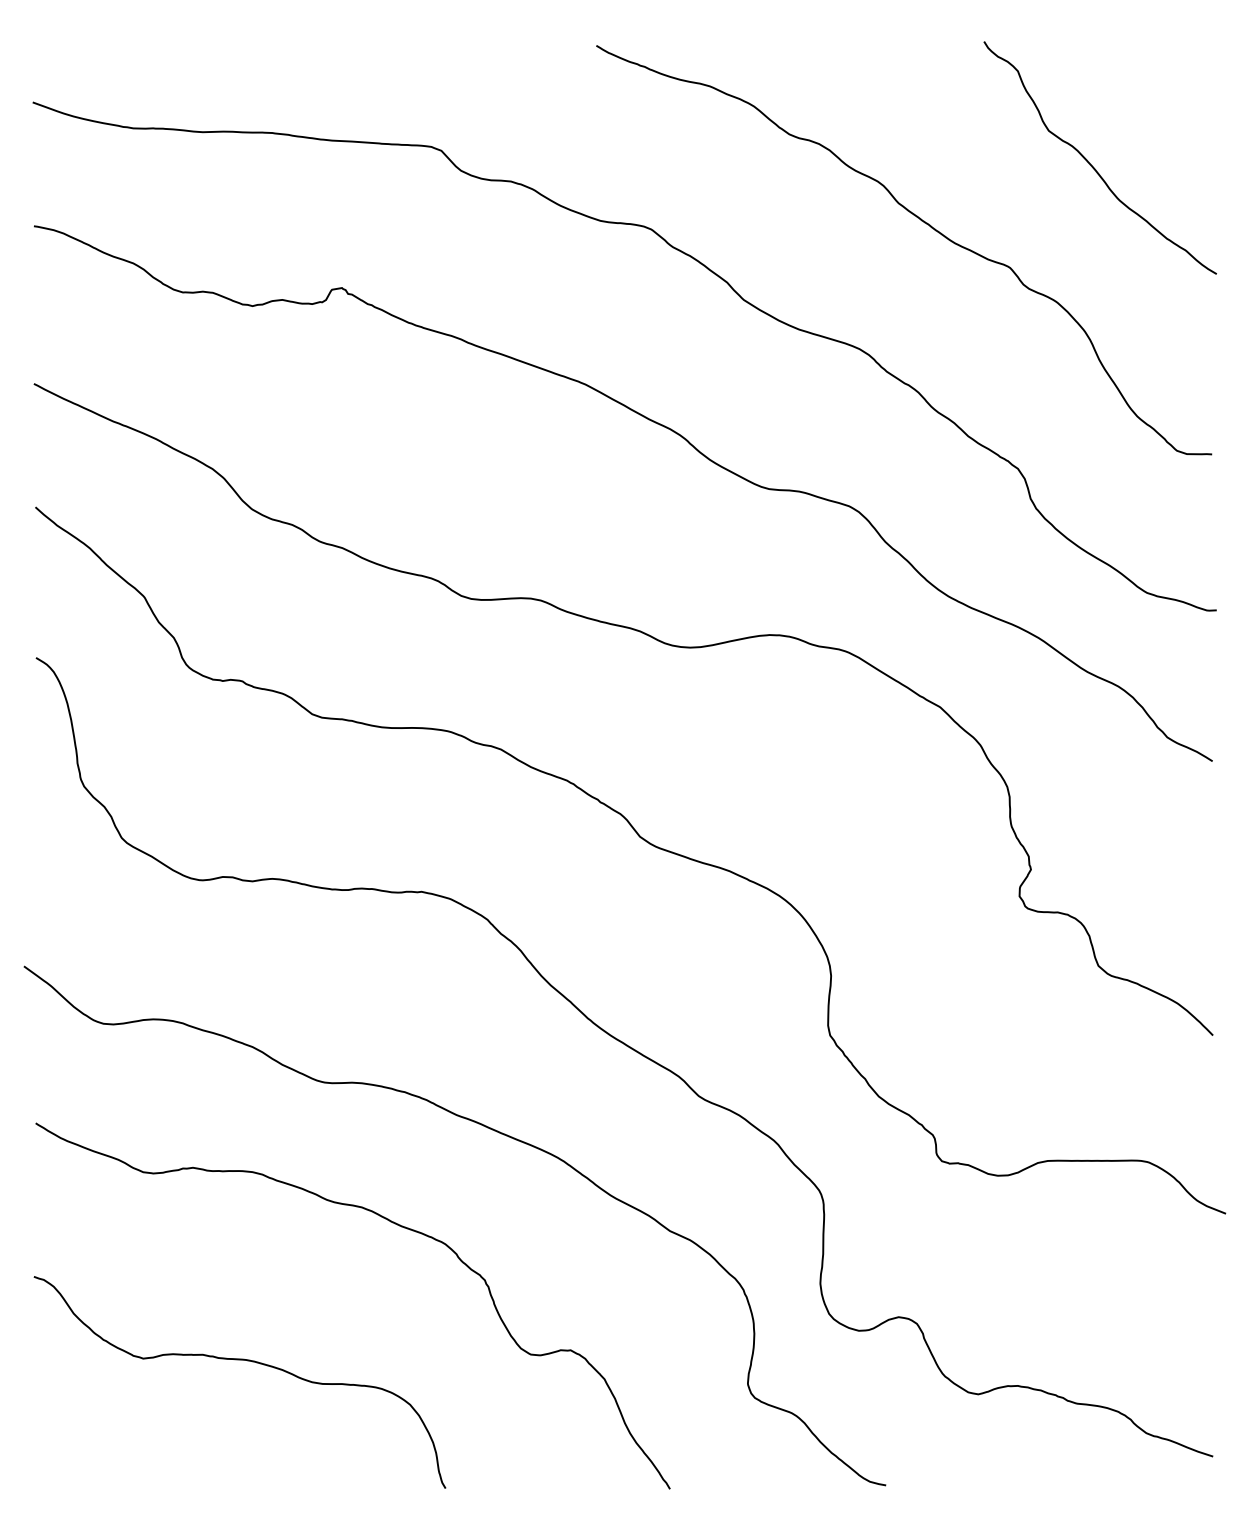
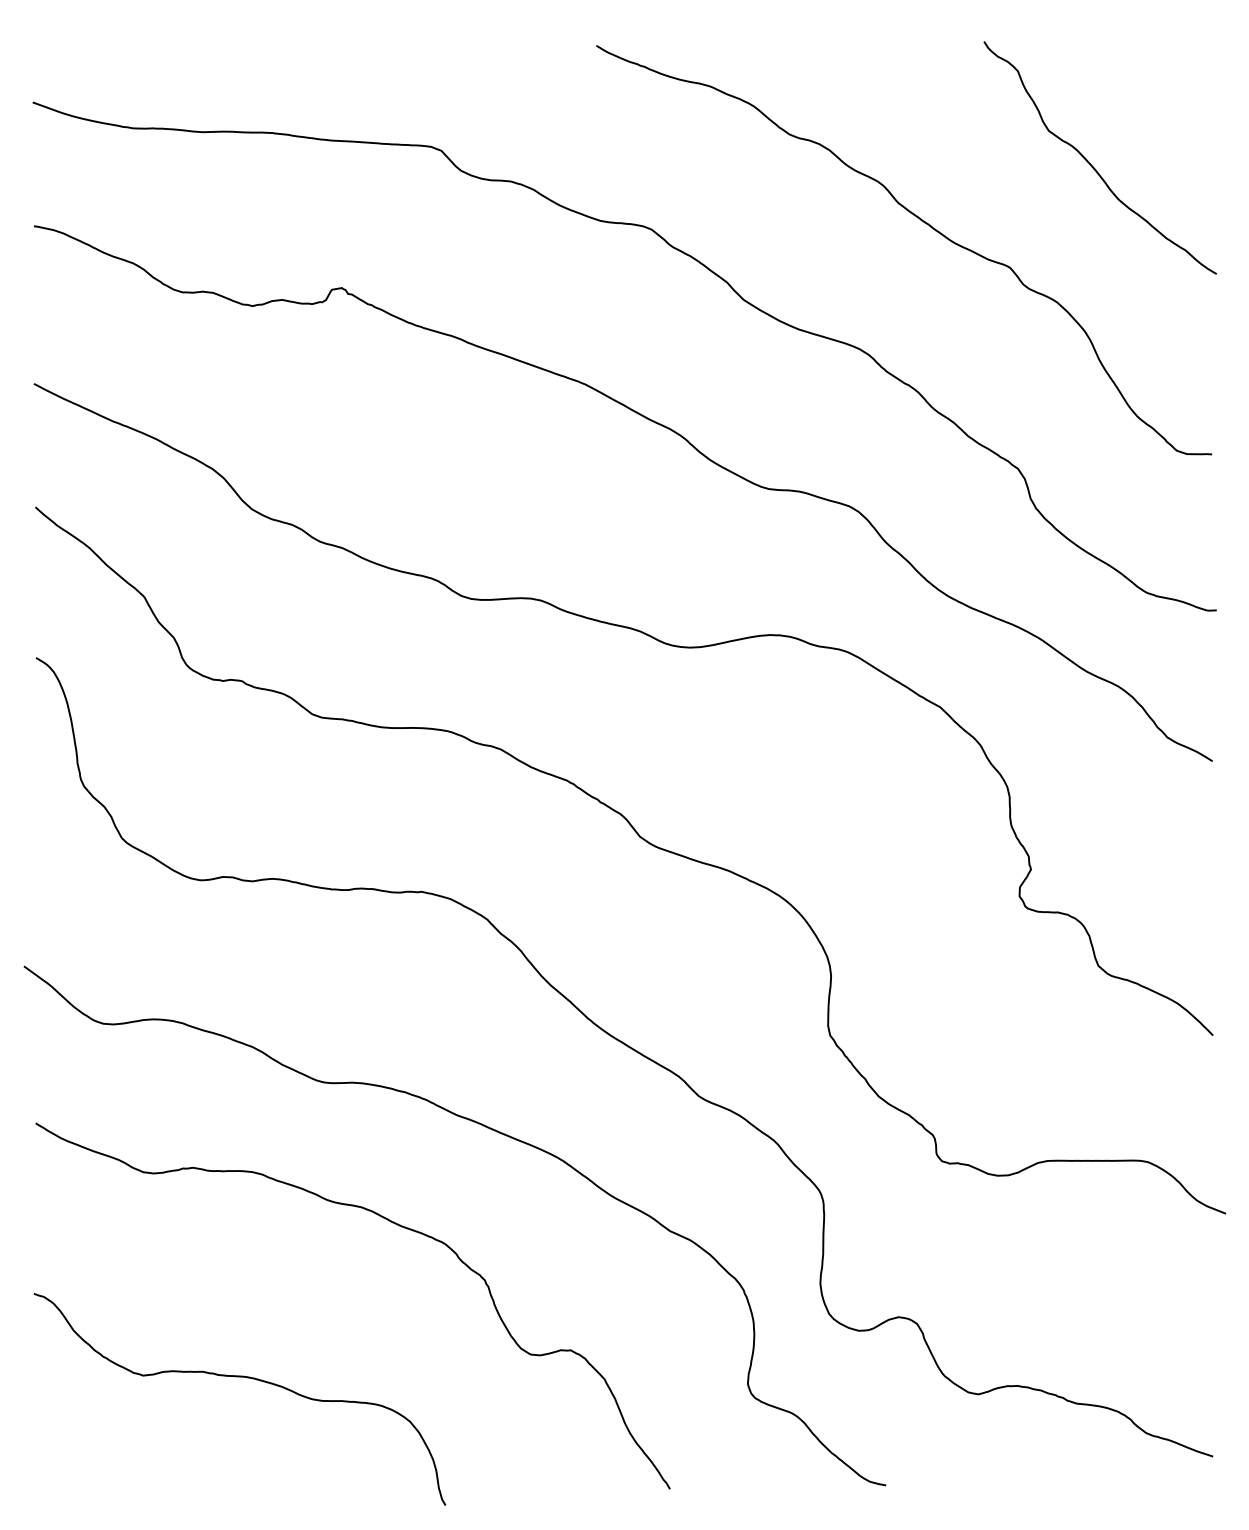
curve position: (239, 1360) -> (239, 1377) (239, 1377)
